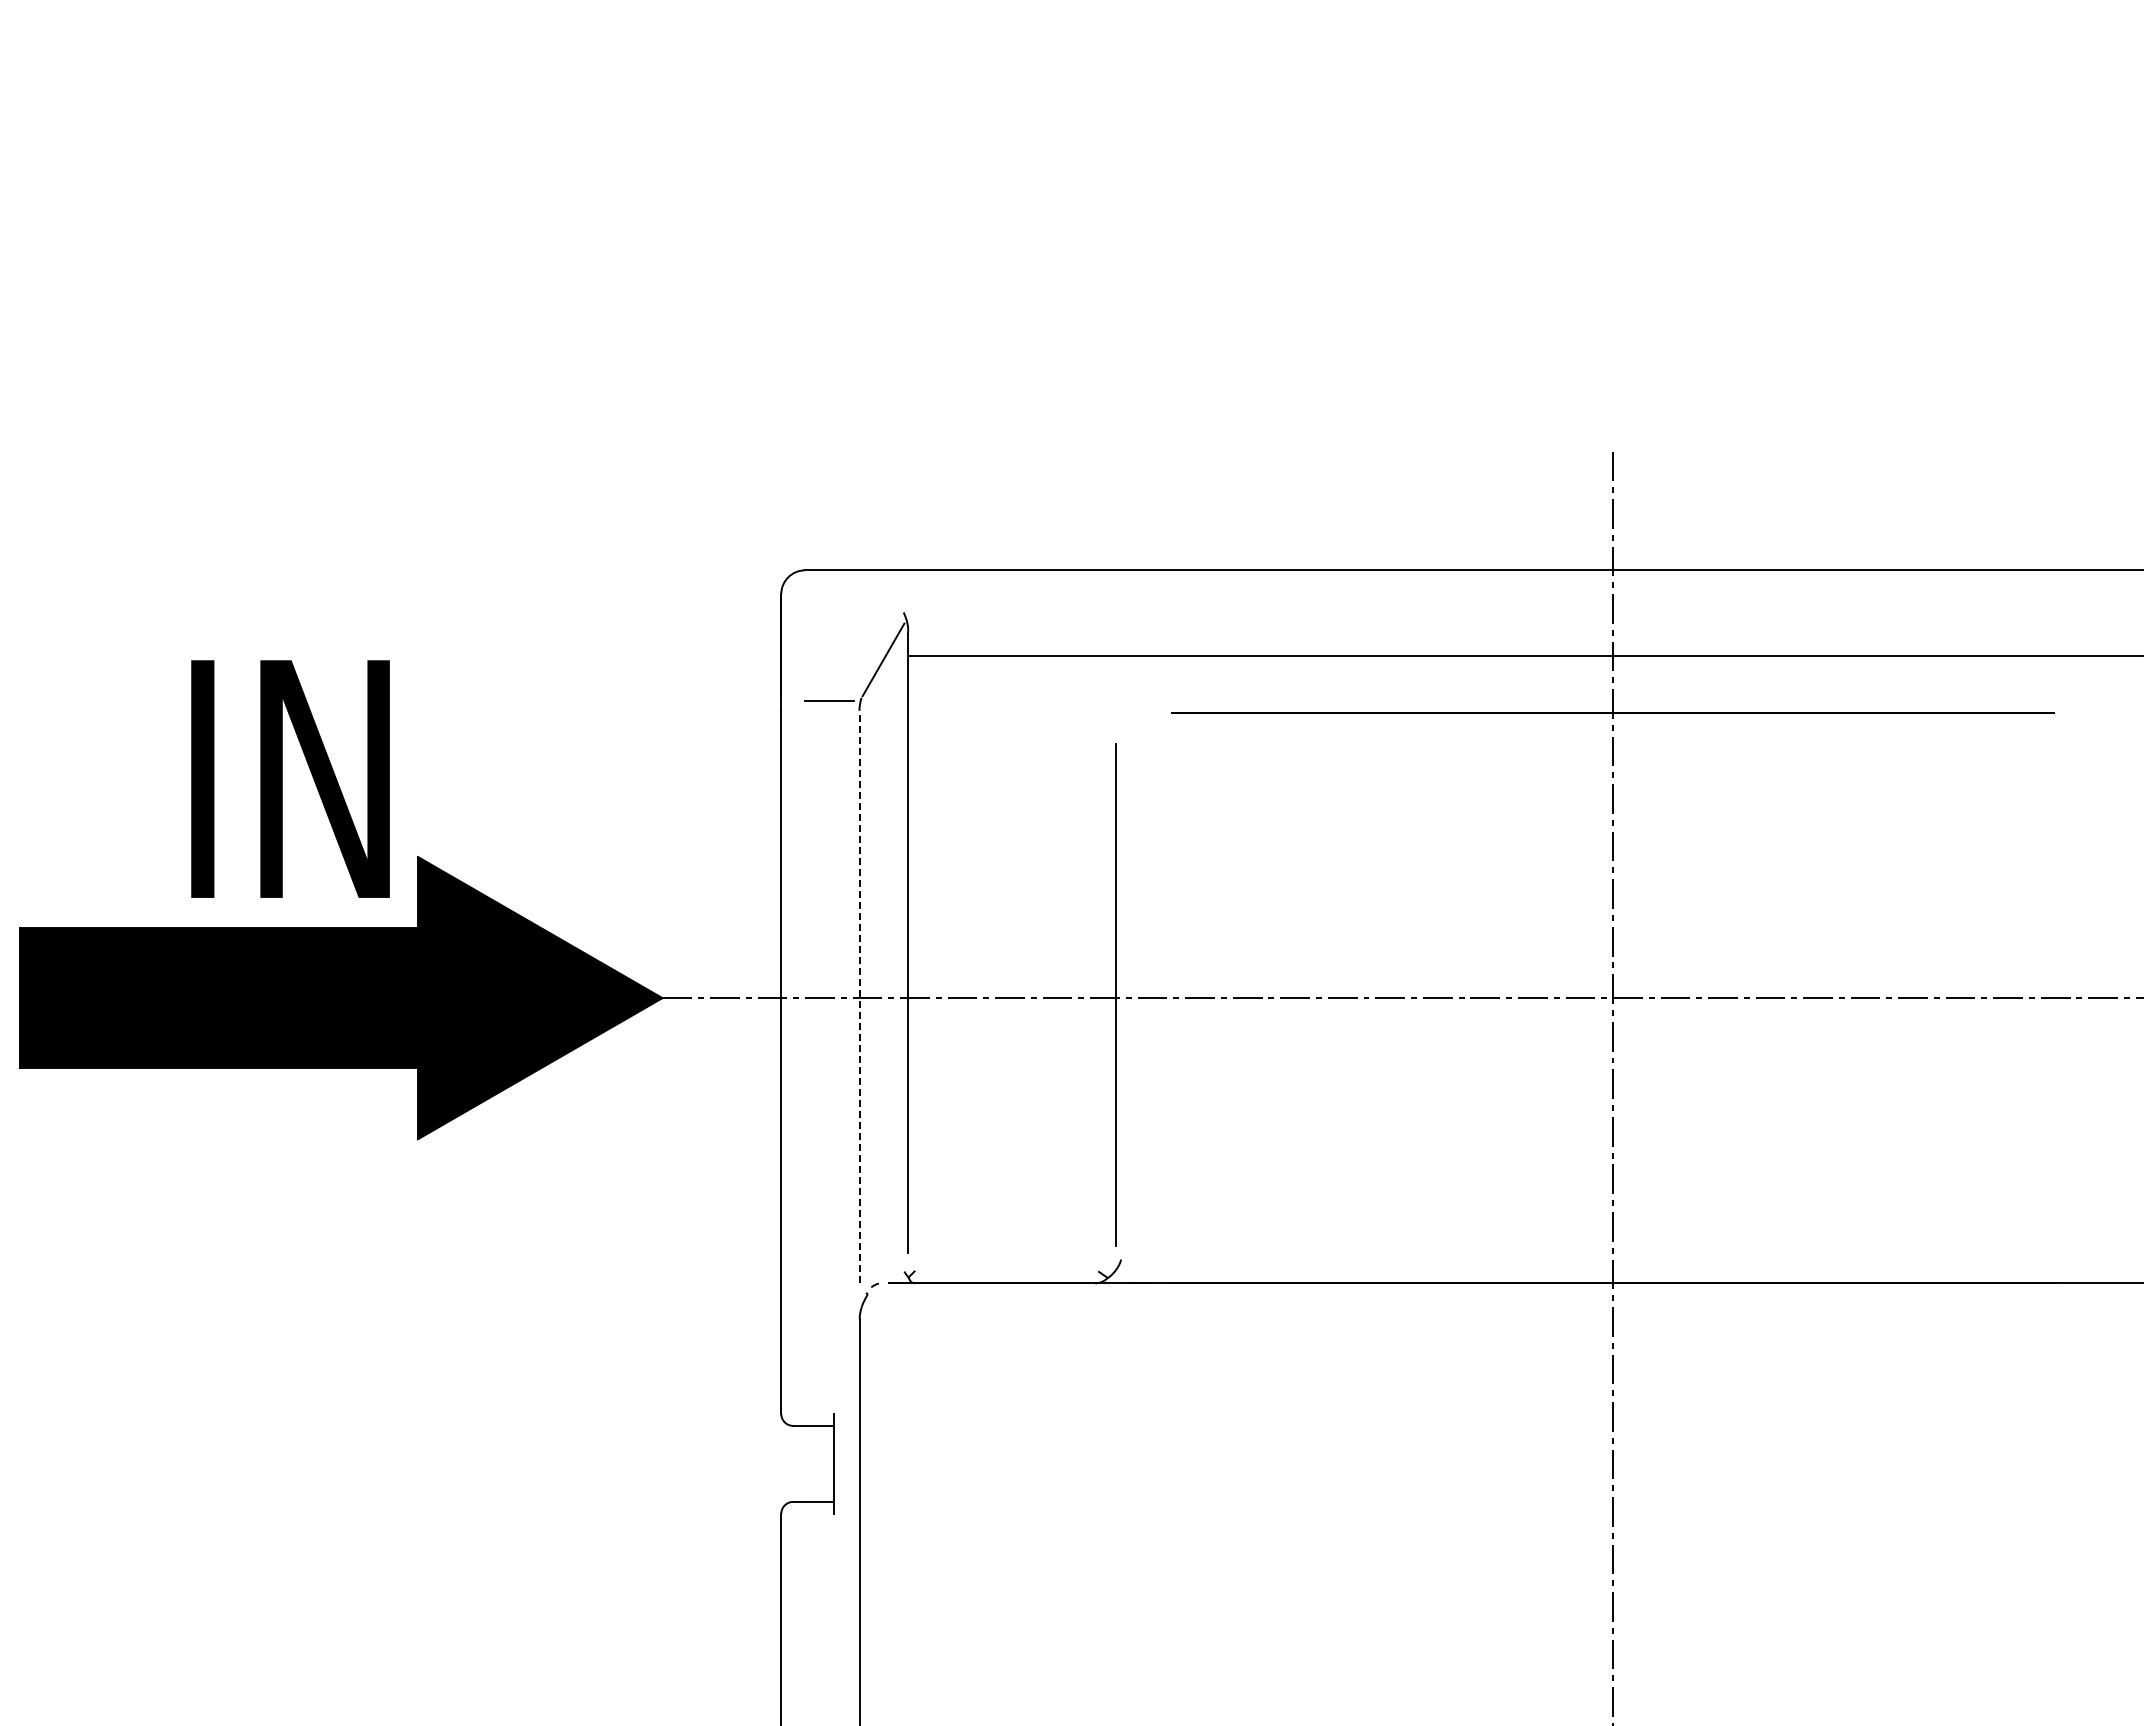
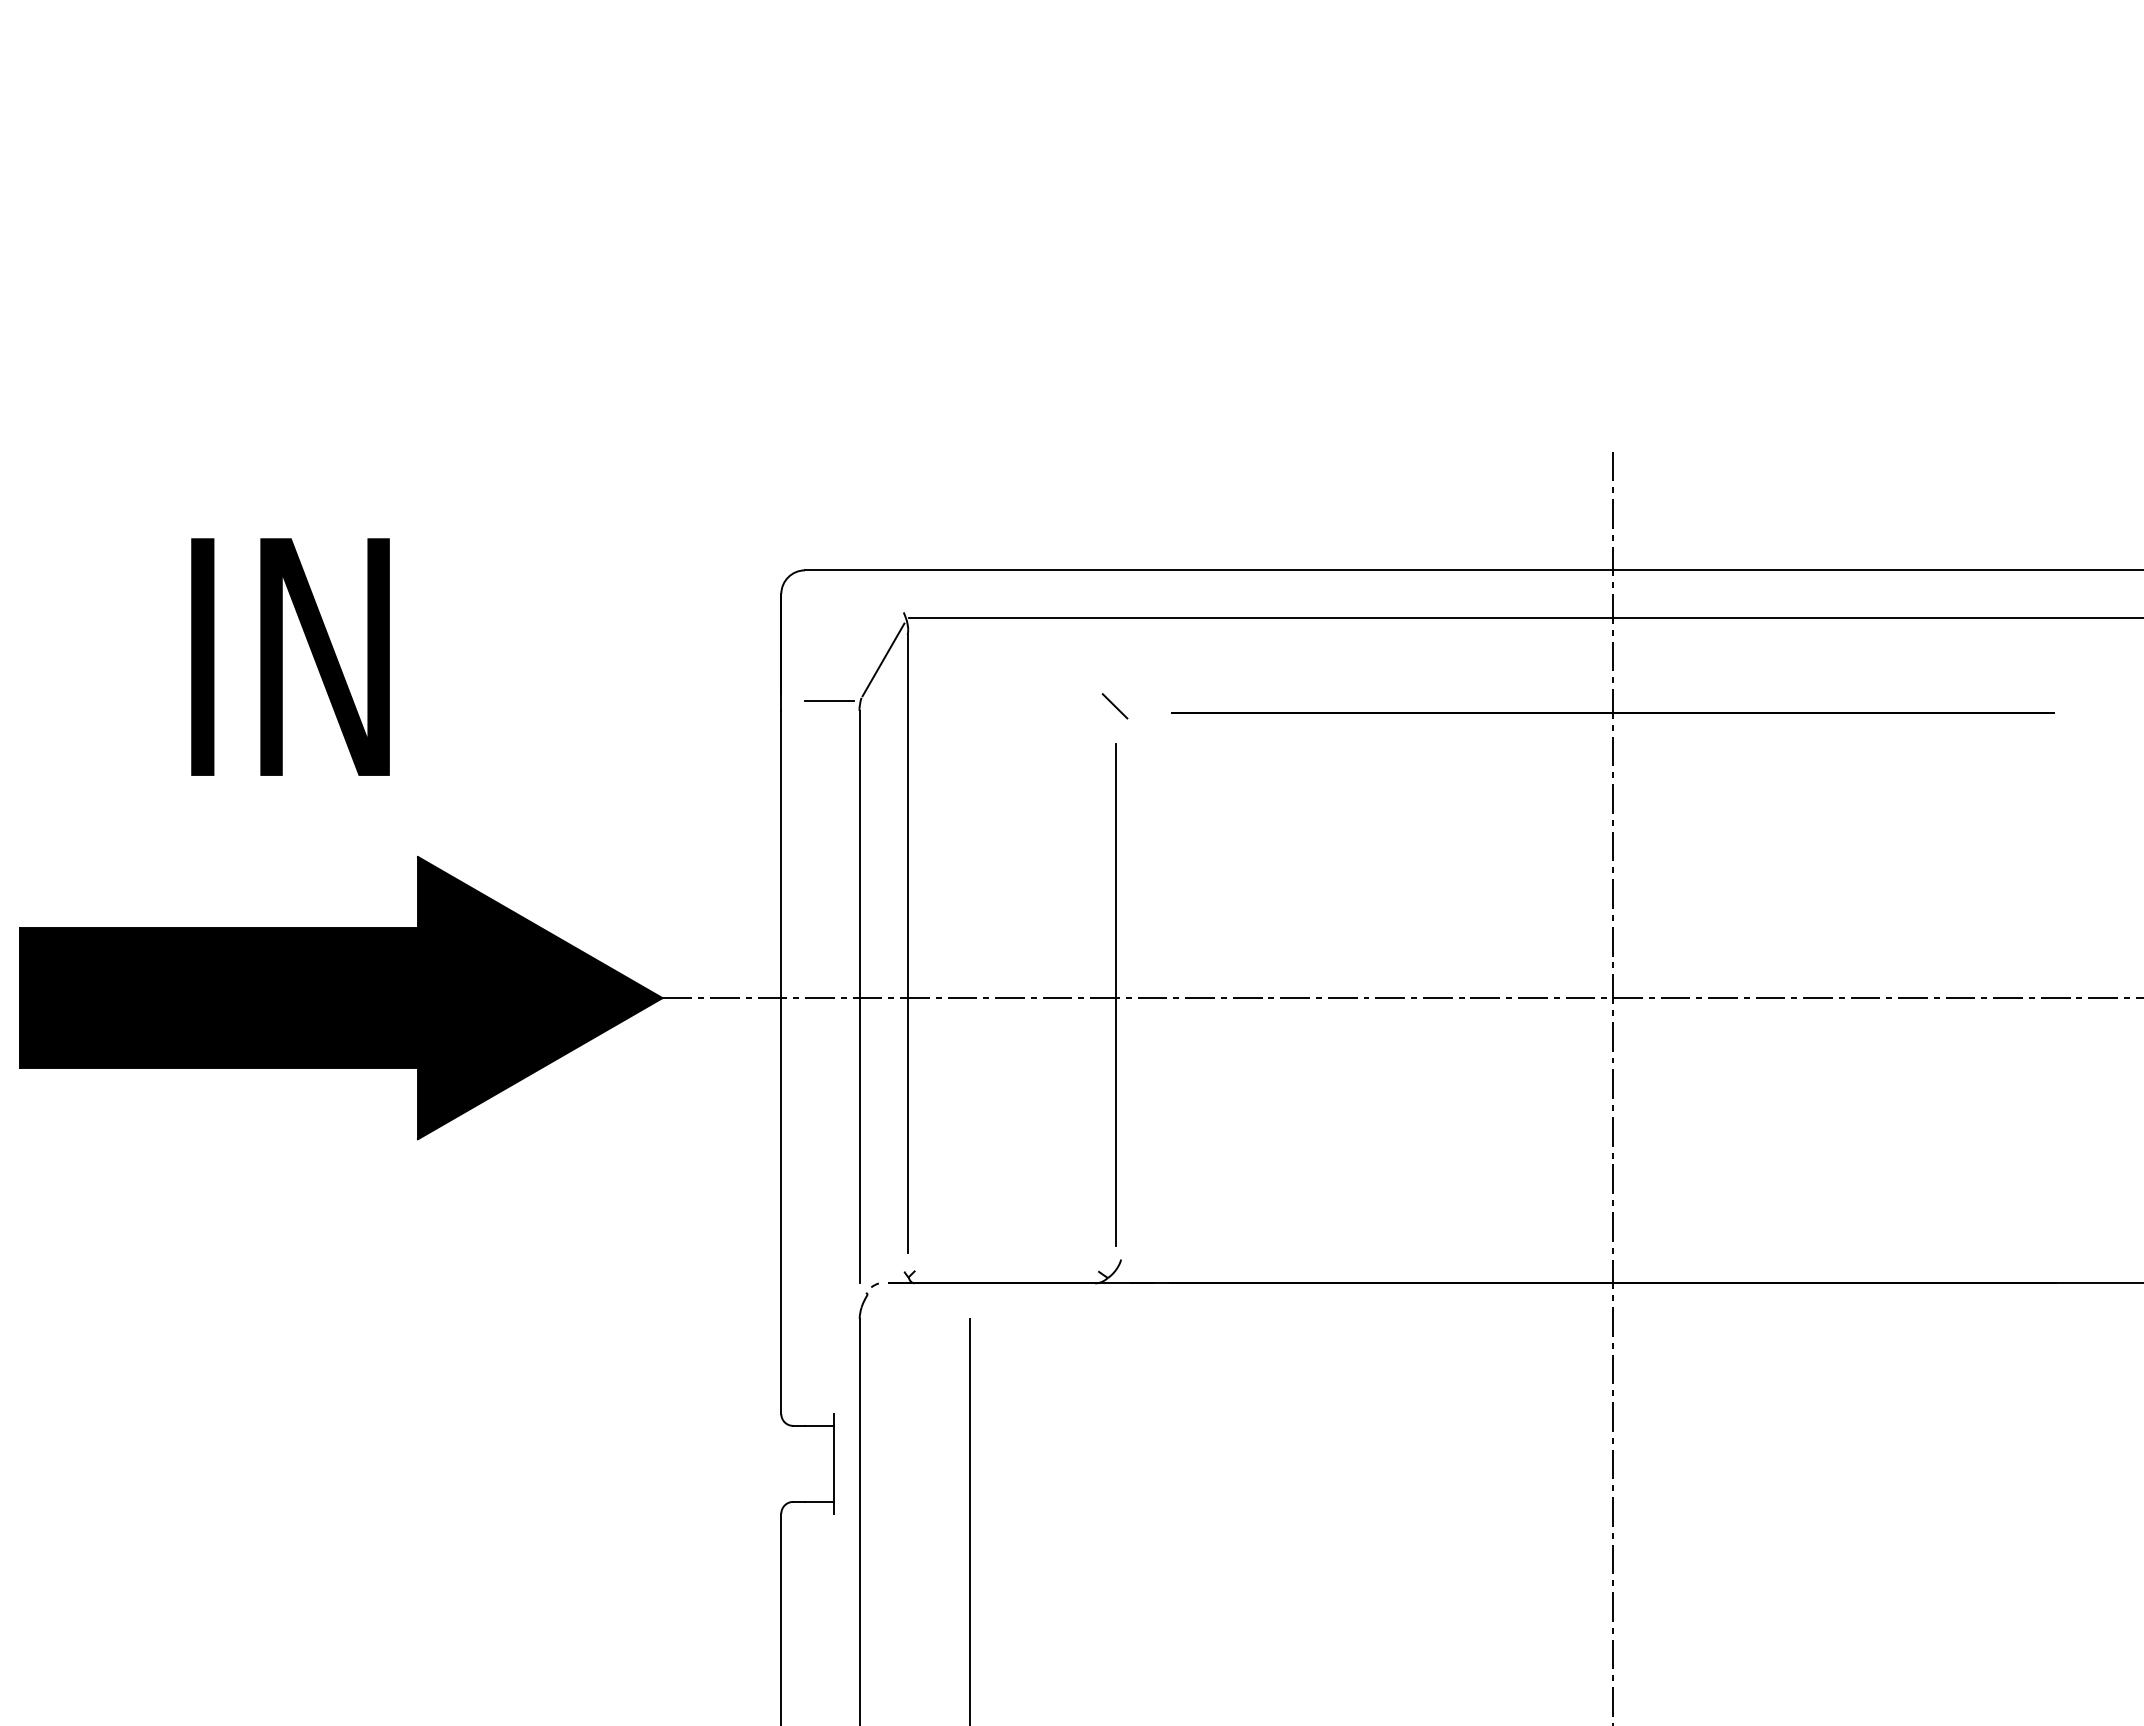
line position: (1524, 655) -> (1524, 617) (1524, 617)
line: none -> present (1114, 706)
text position: (290, 778) -> (290, 656) (290, 656)
line: dashed -> solid (859, 996)
line: none -> present (970, 1520)
